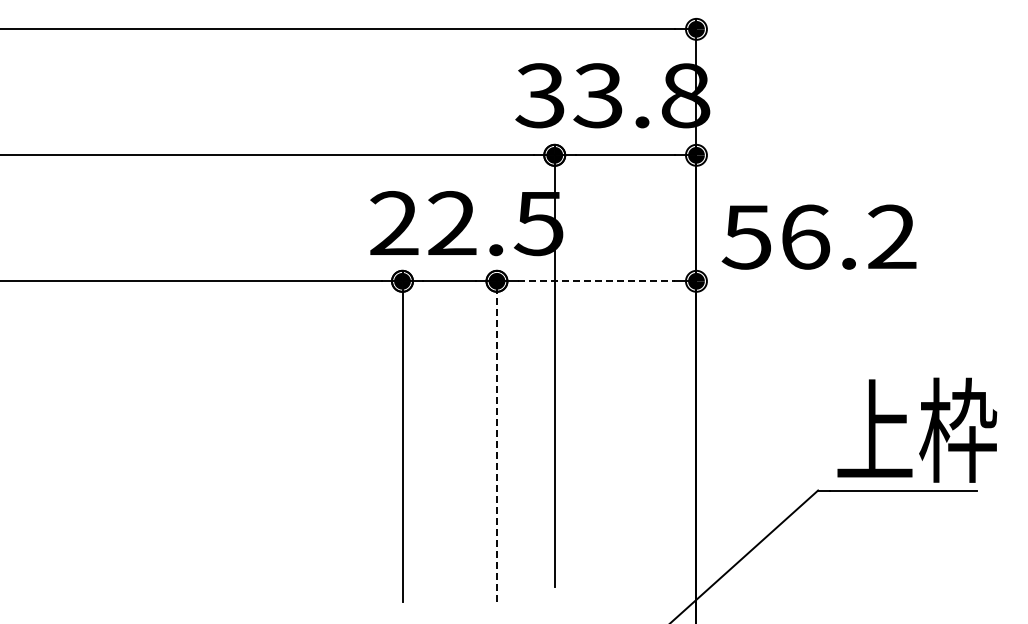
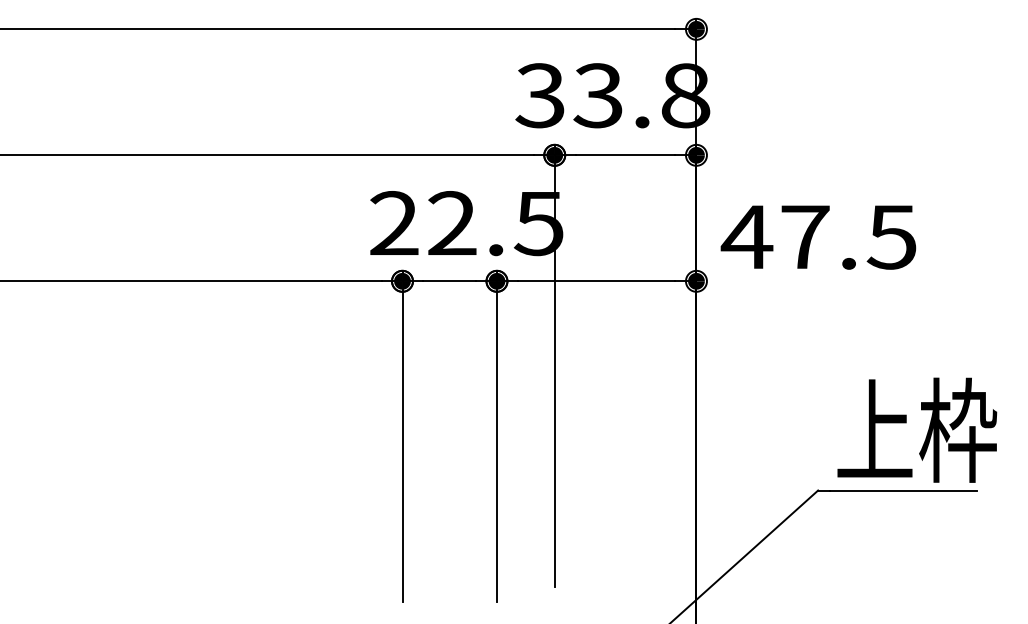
text: 56.2 -> 47.5 (818, 236)
line: dashed -> solid (596, 281)
line: dashed -> solid (496, 436)
